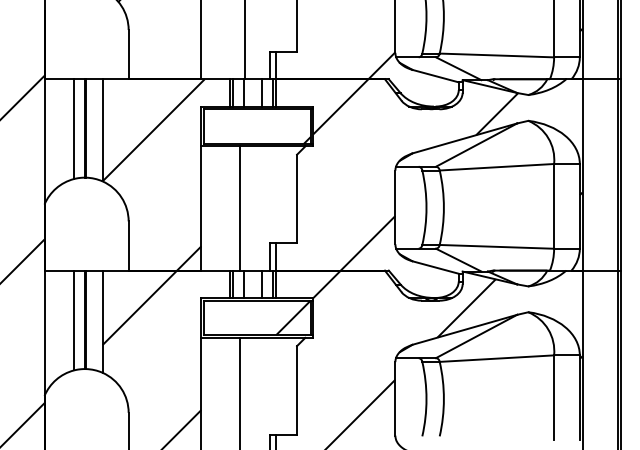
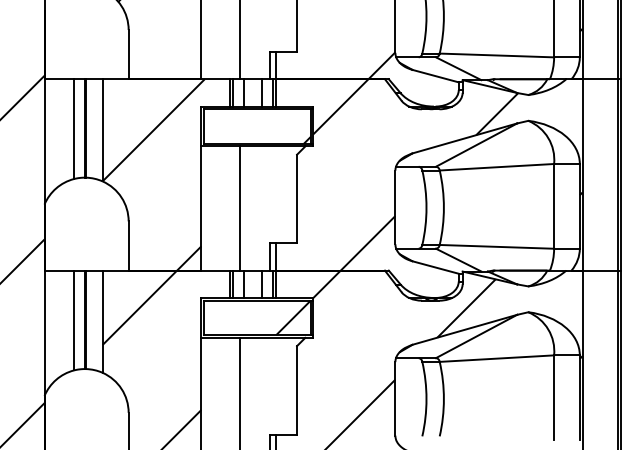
line position: (245, 40) -> (240, 40) (240, 40)
